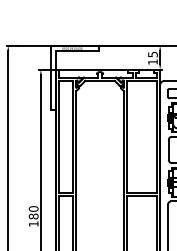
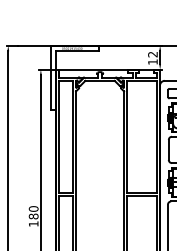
text: 15 -> 12 (152, 54)
